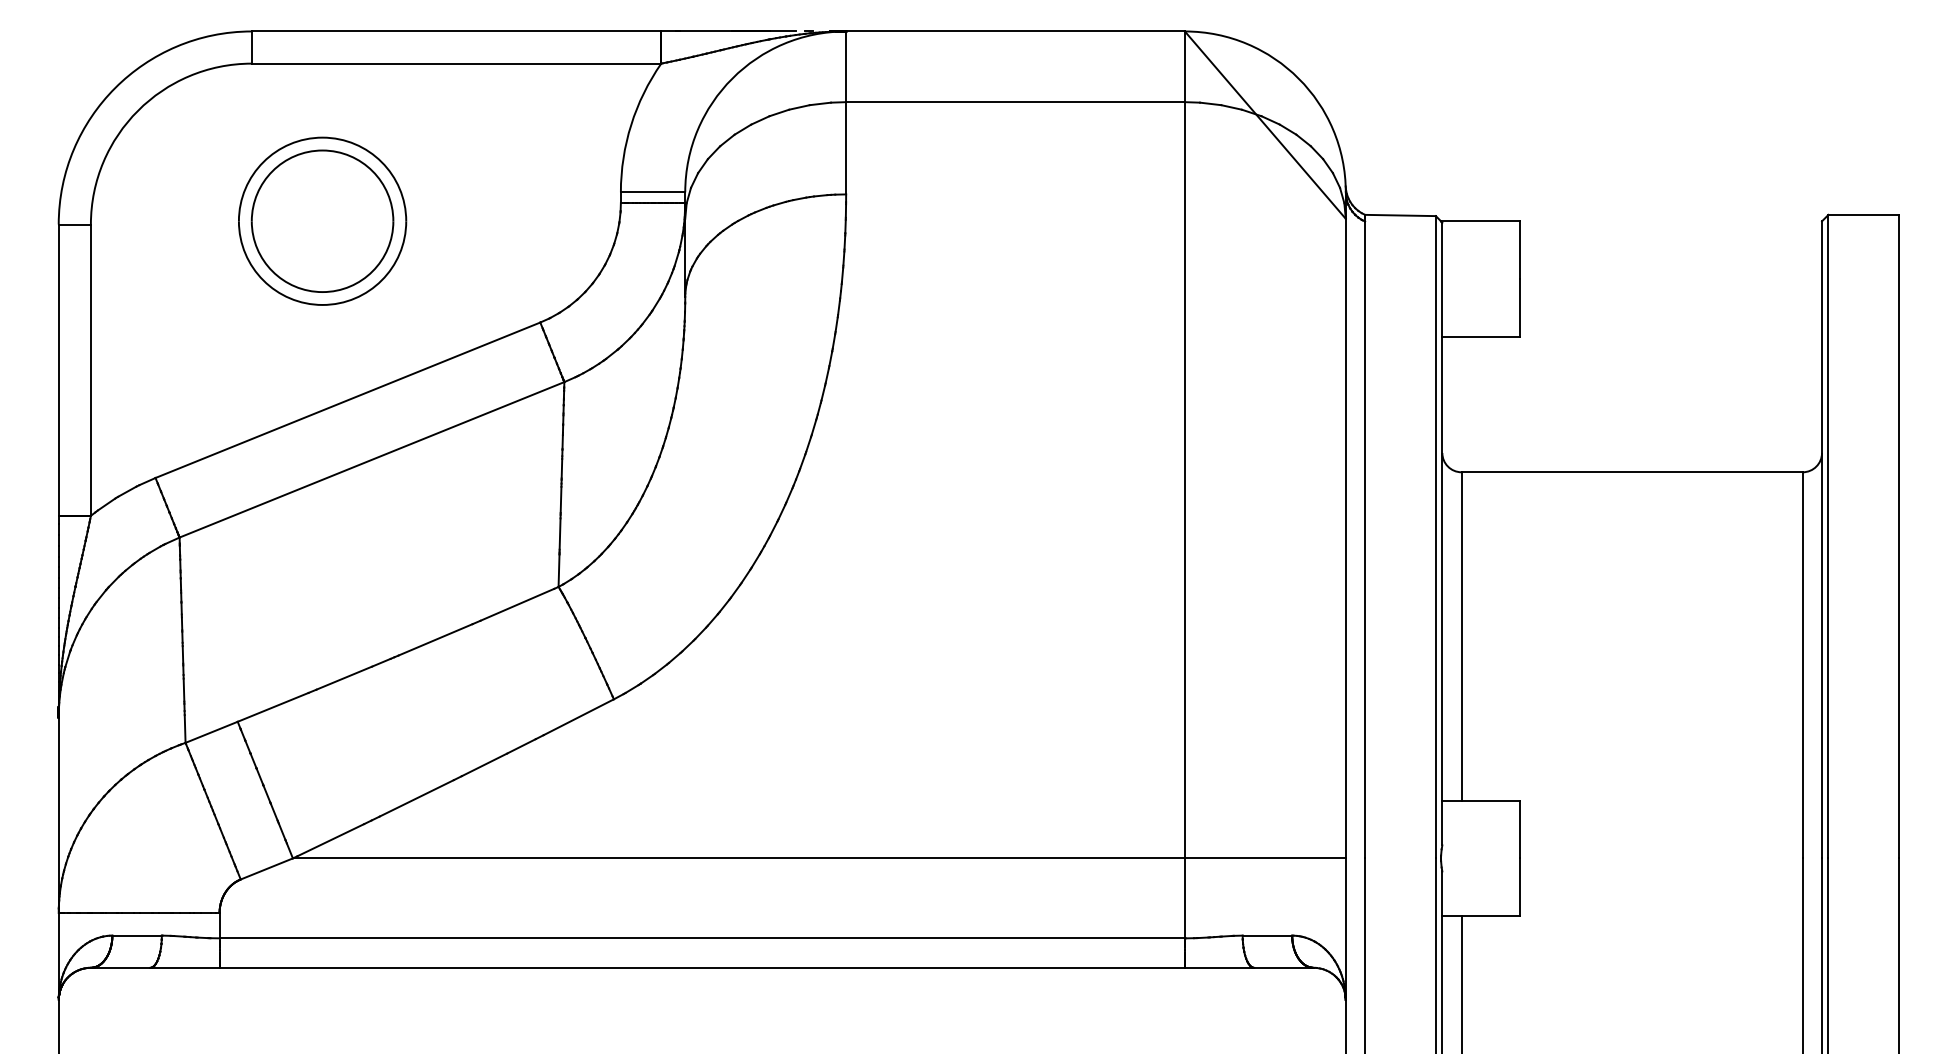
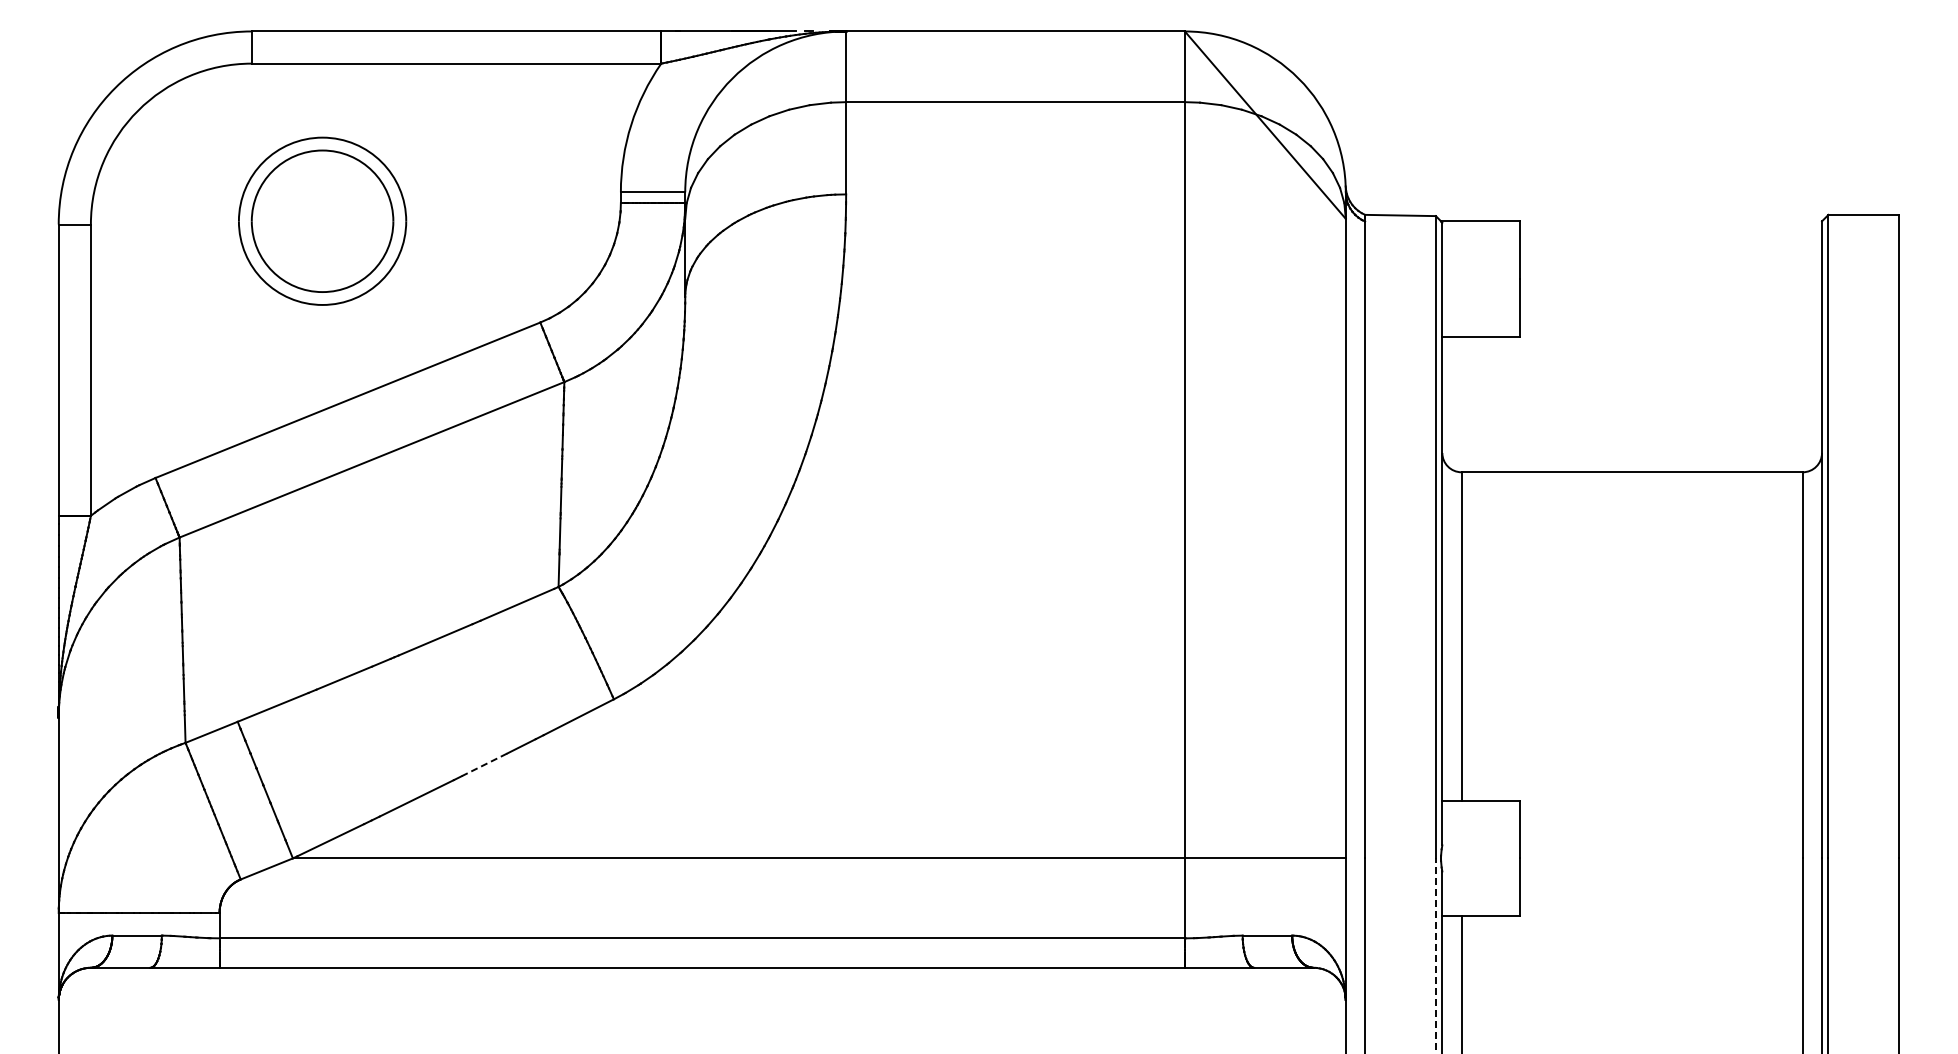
line: solid -> dashed (484, 765)
line: solid -> dashed (1435, 955)
